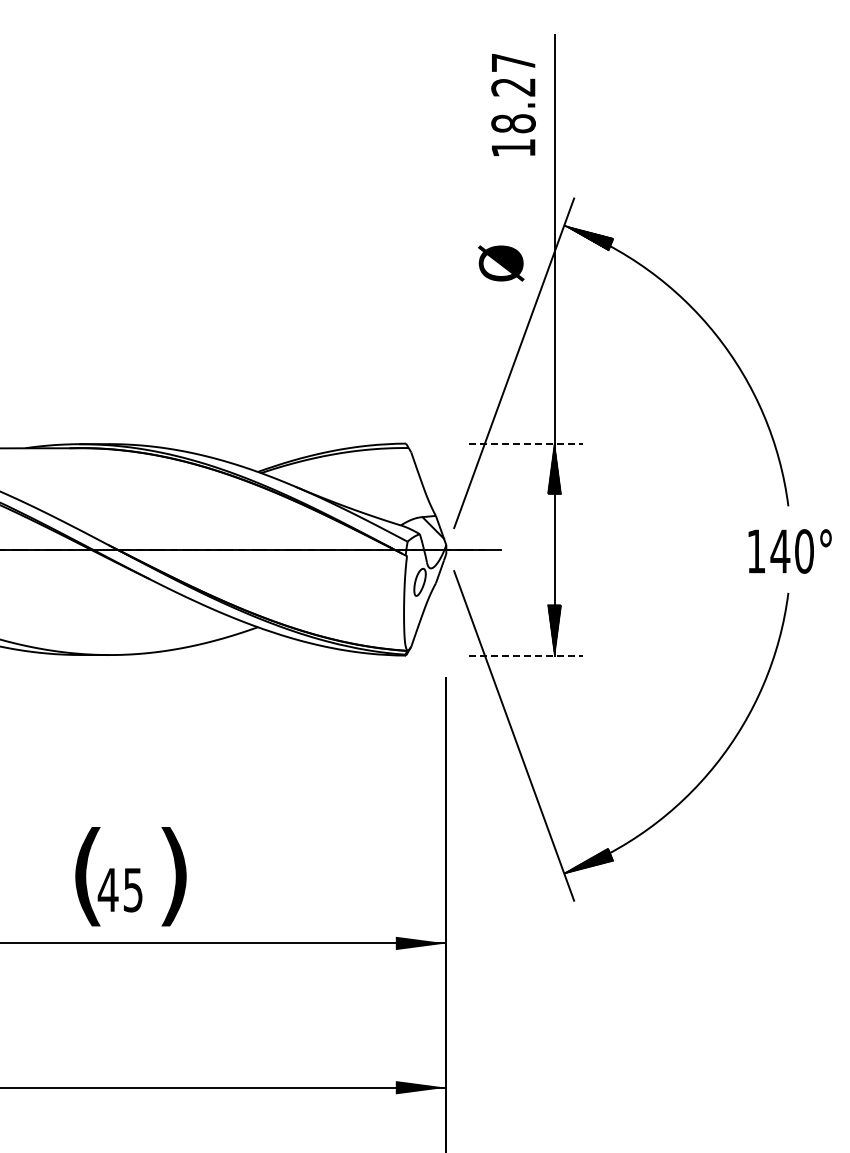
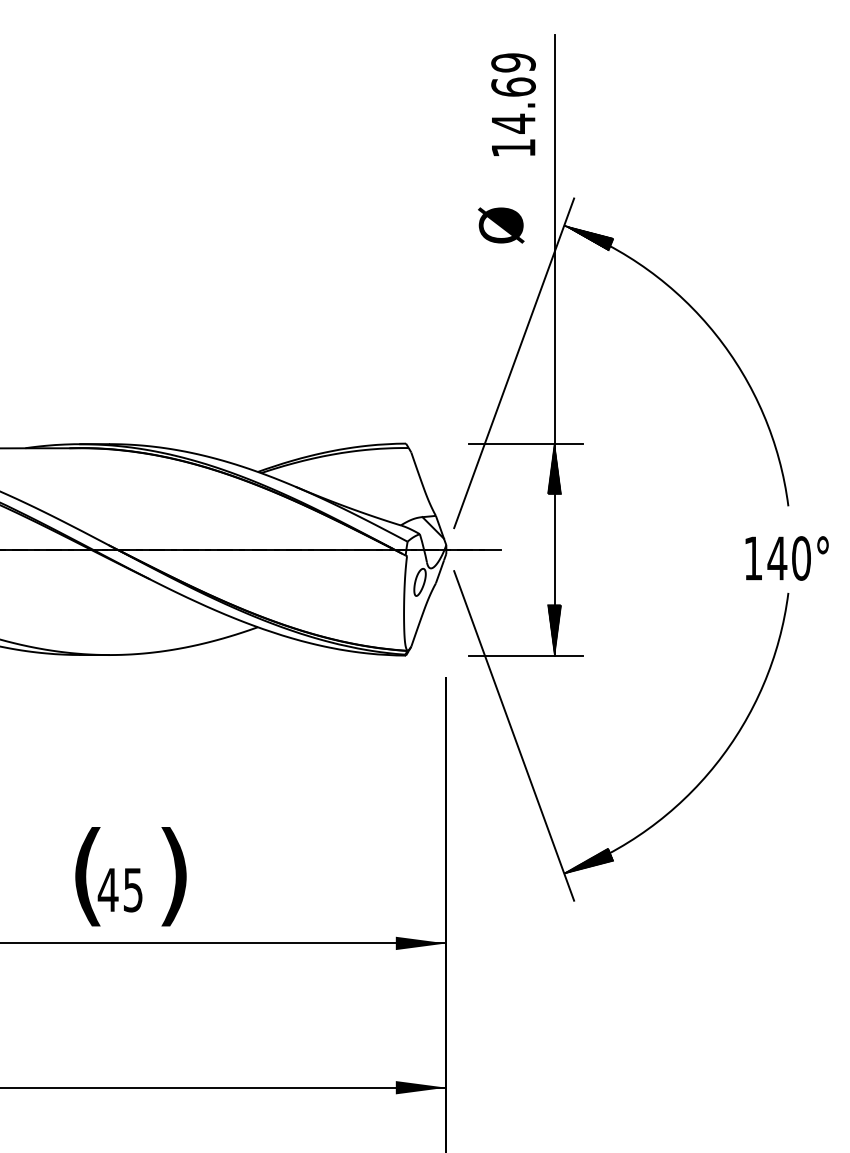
text: 18.27 -> 14.69 (513, 93)
text position: (501, 263) -> (501, 225) (501, 225)
line: dashed -> solid (526, 443)
text position: (789, 551) -> (786, 558) (786, 558)
line: dashed -> solid (526, 655)
